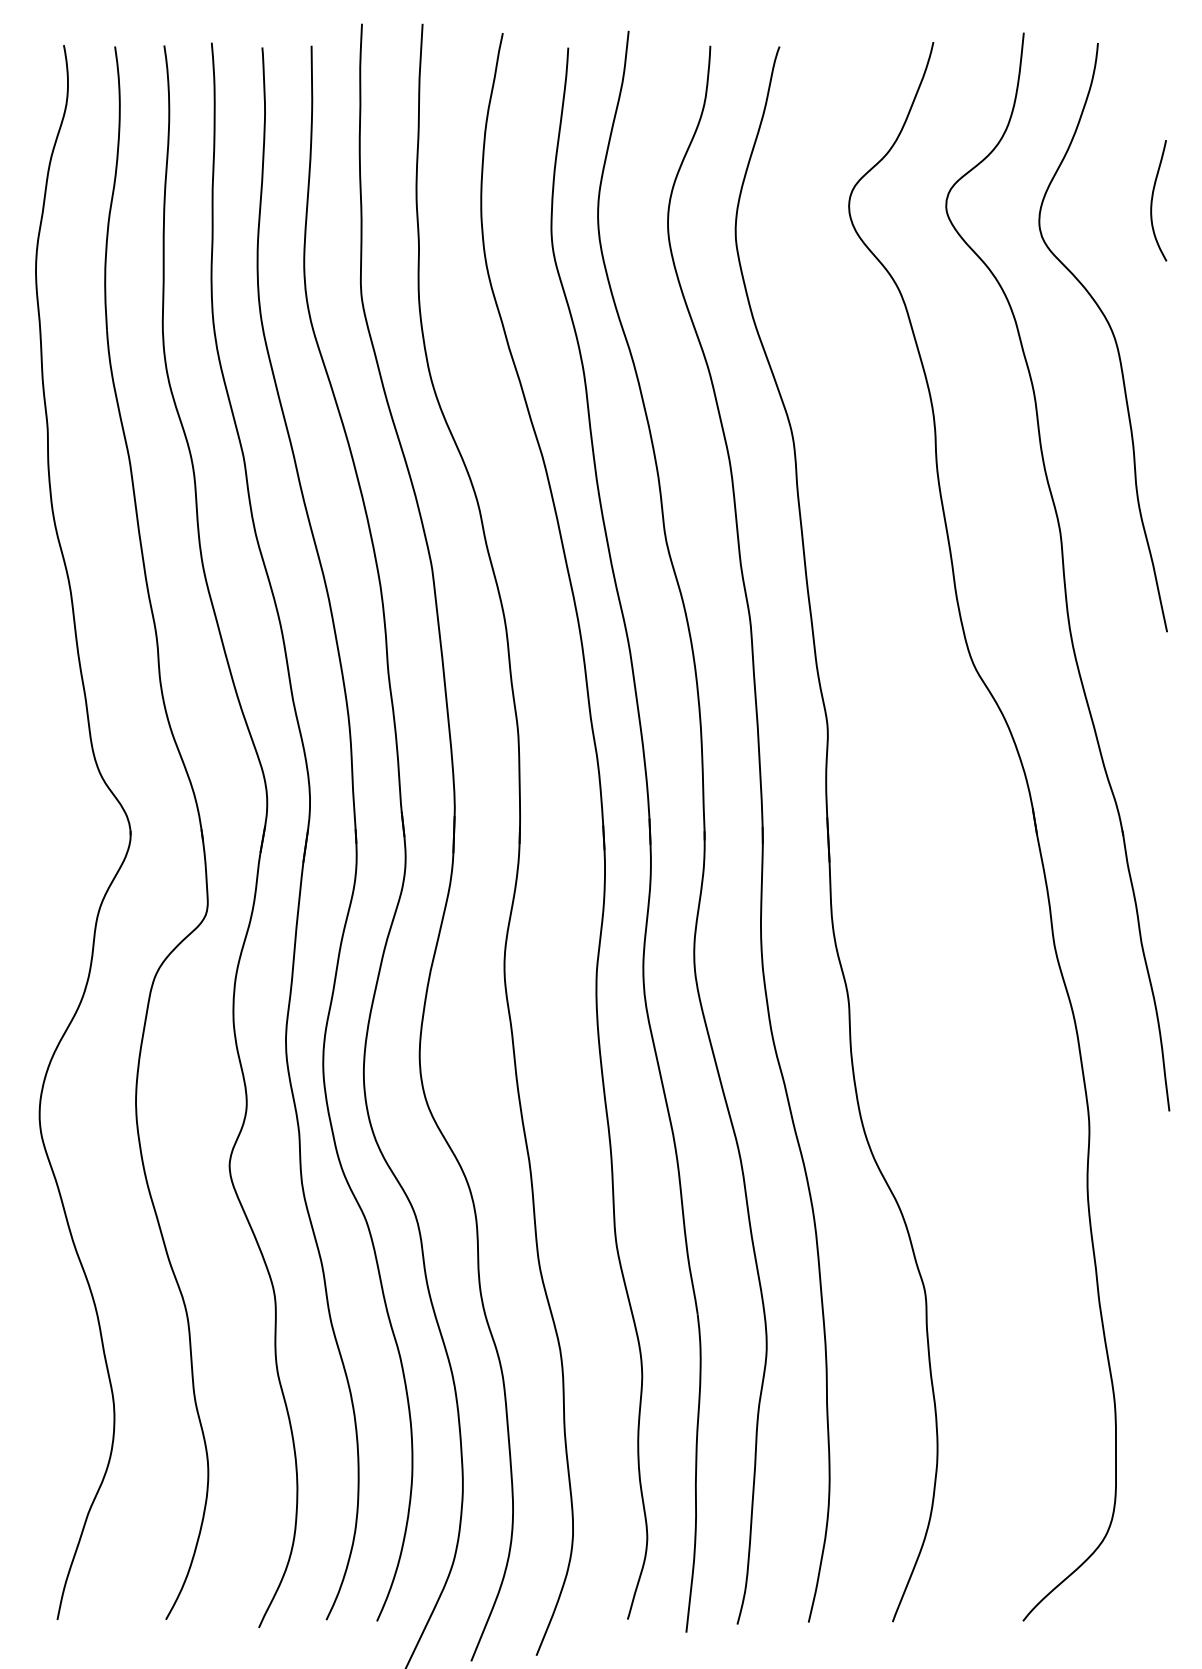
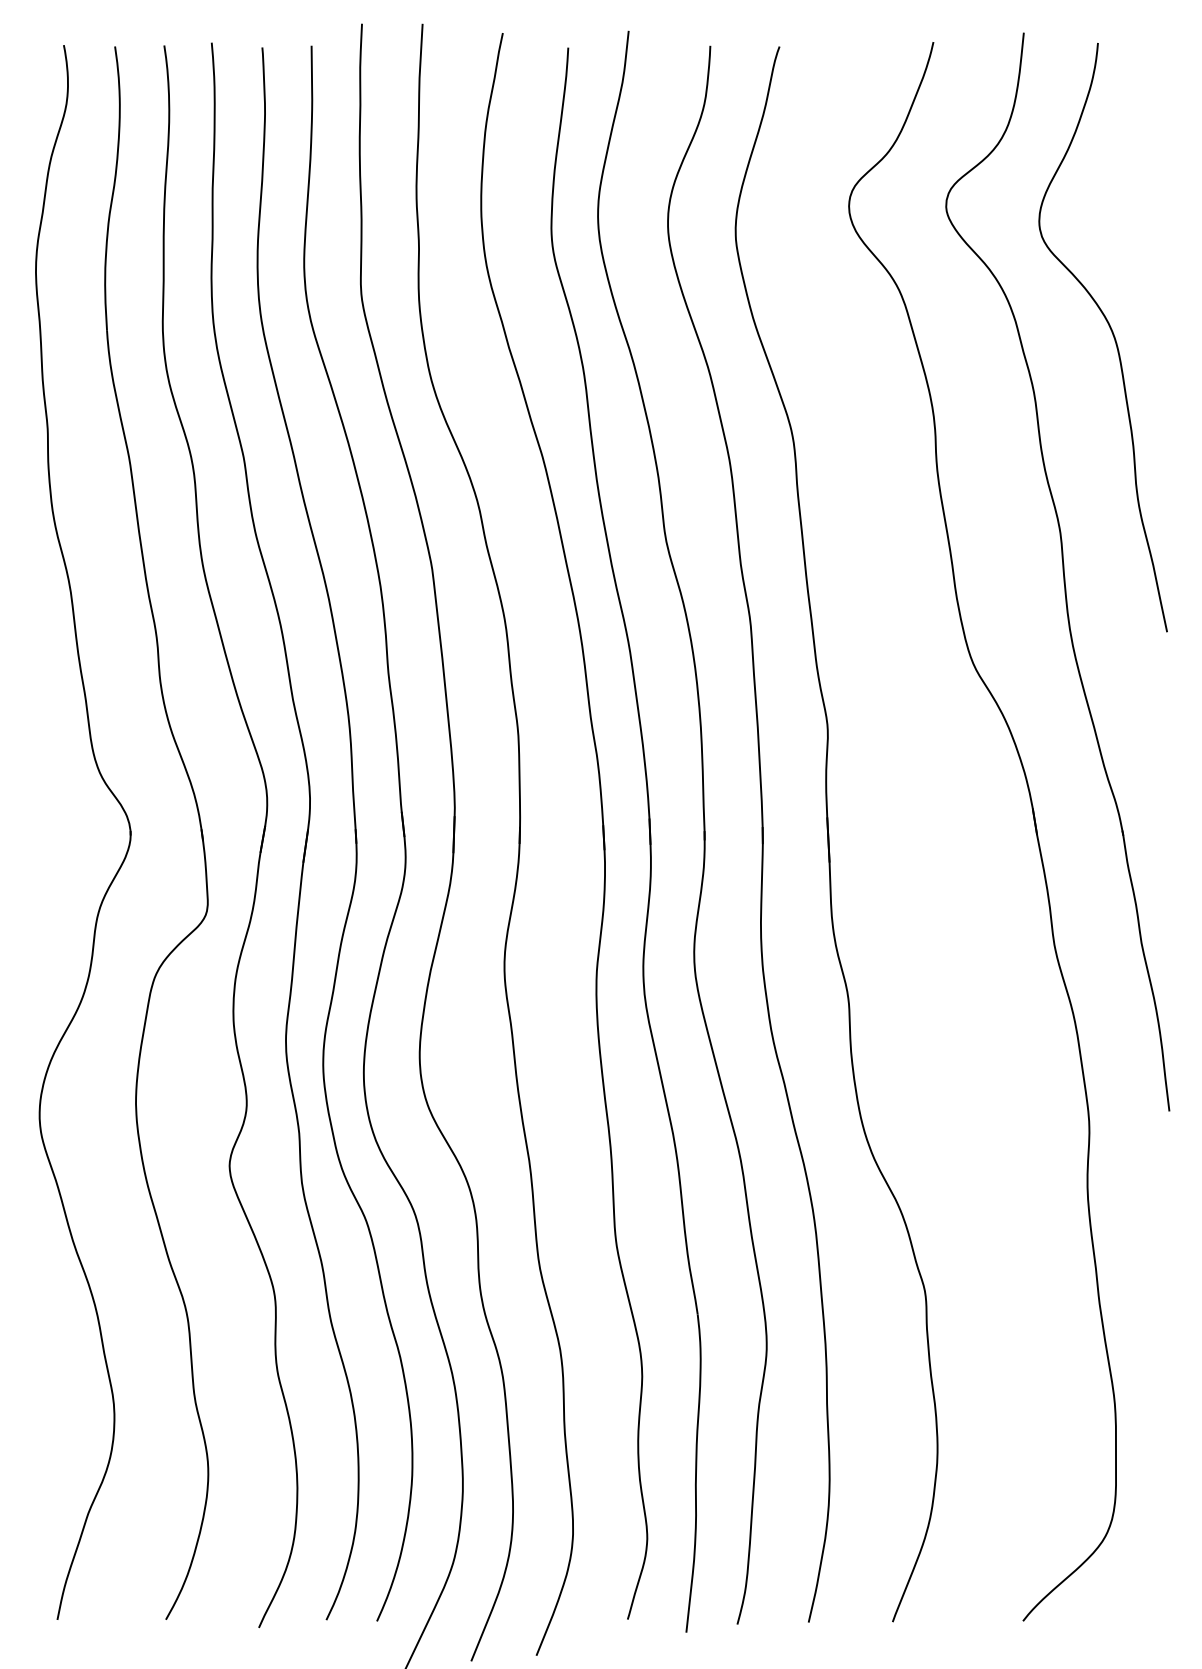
curve: present -> none (1153, 197)
